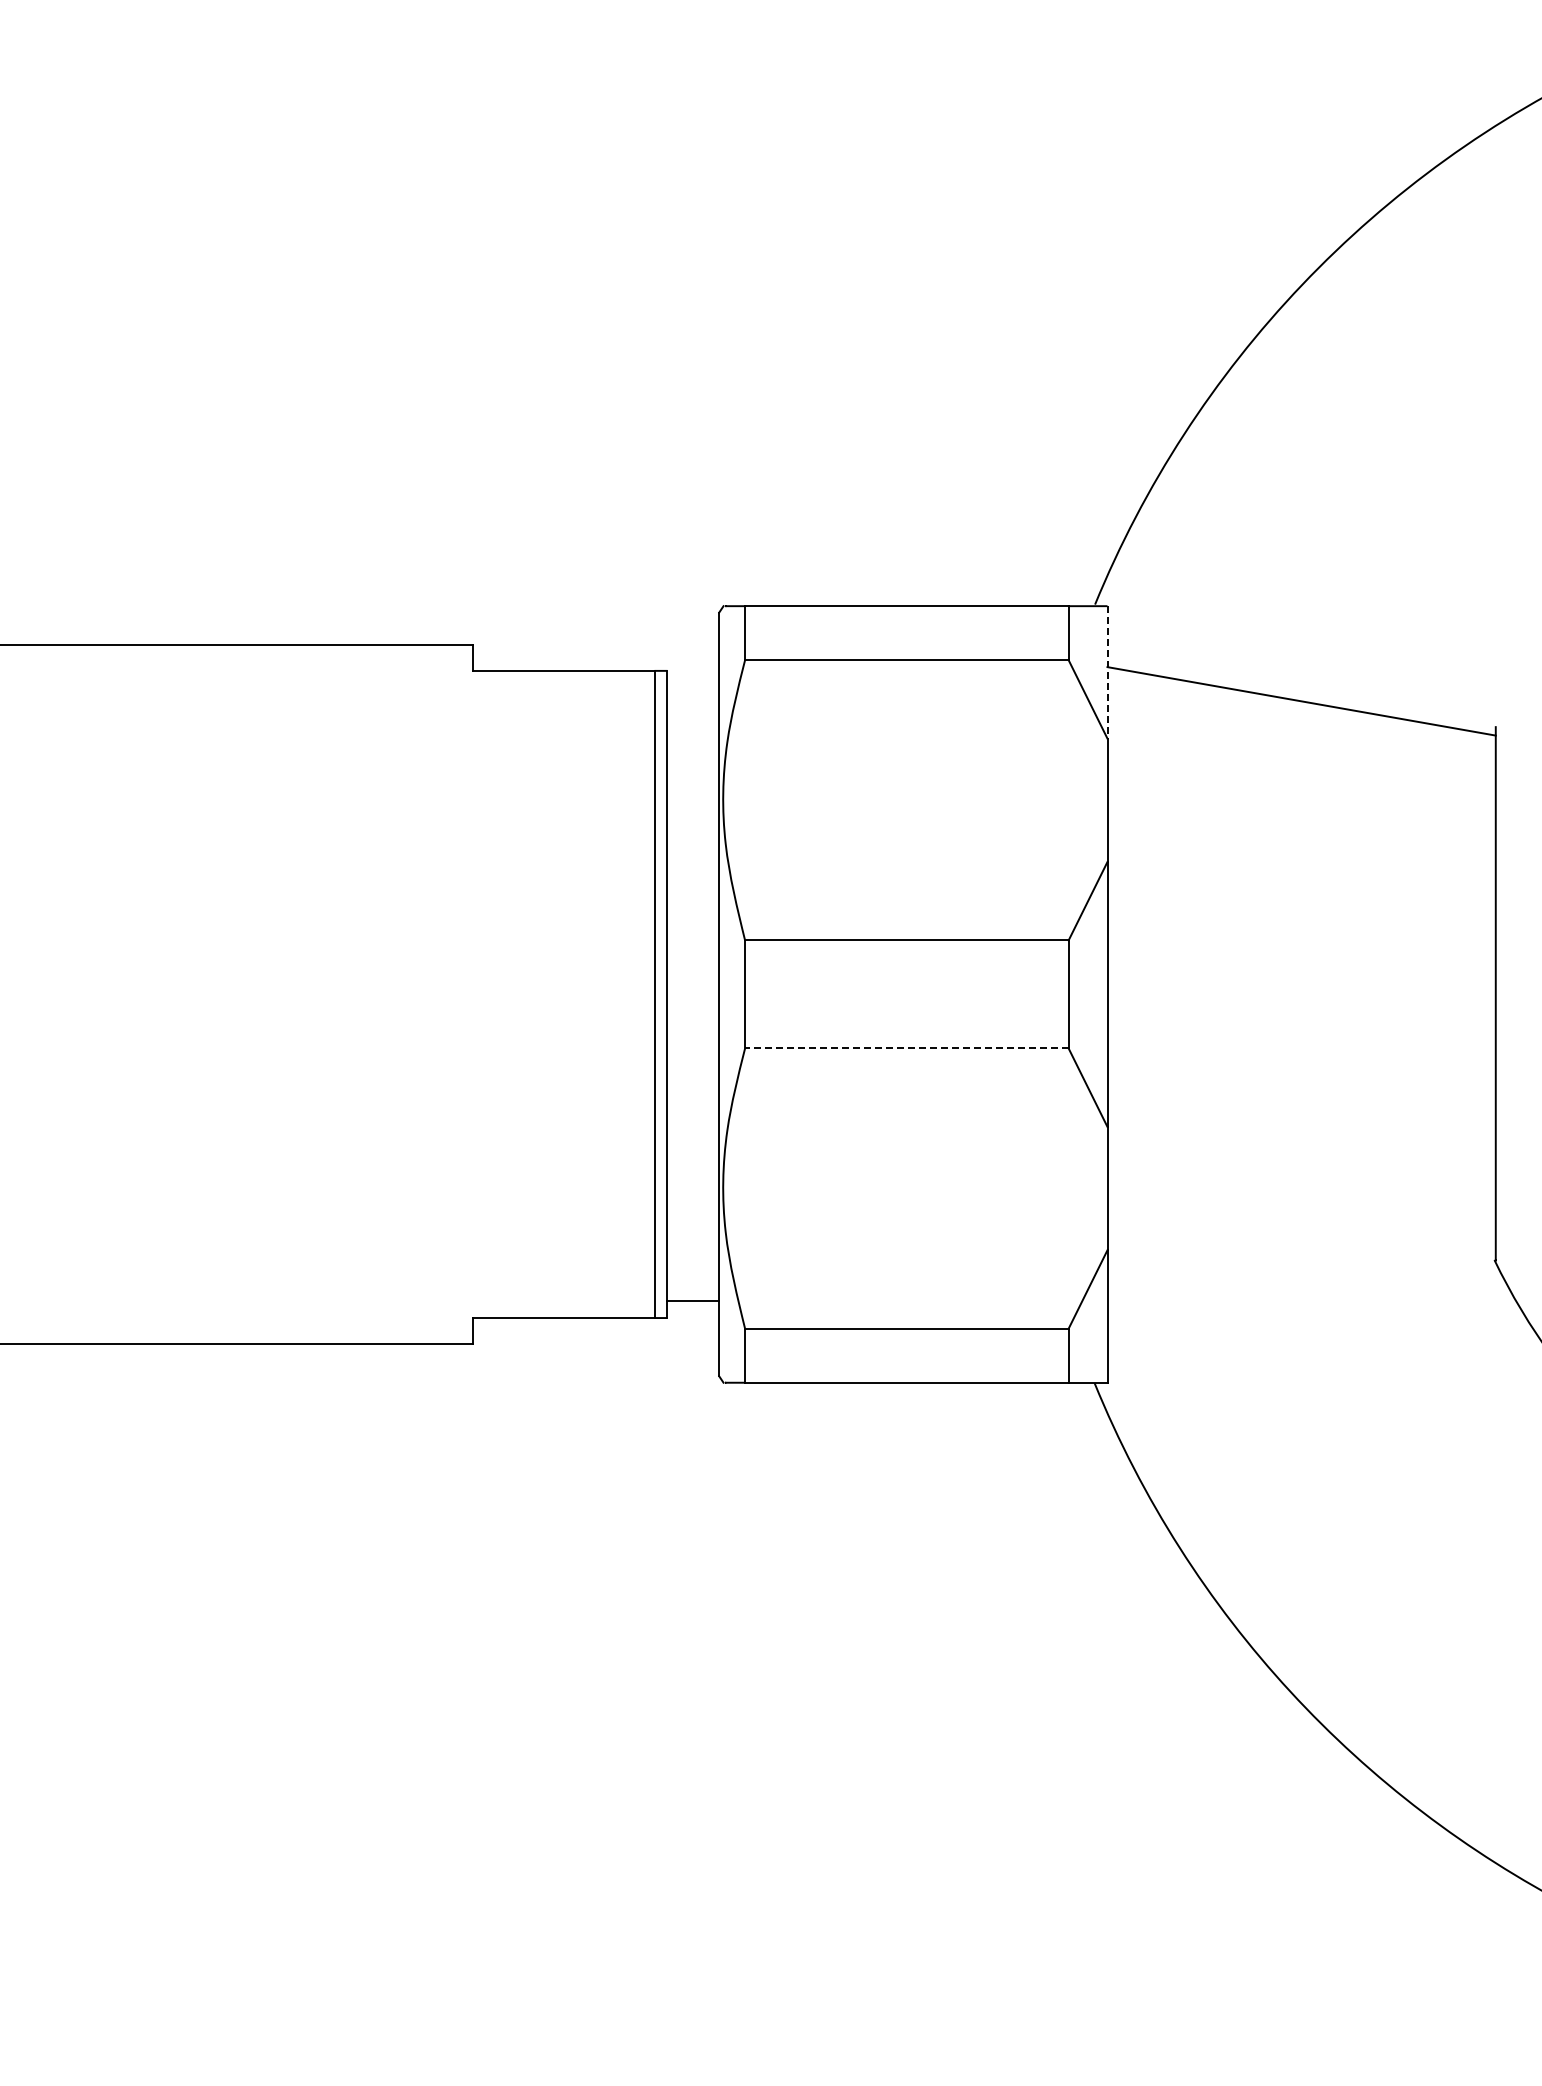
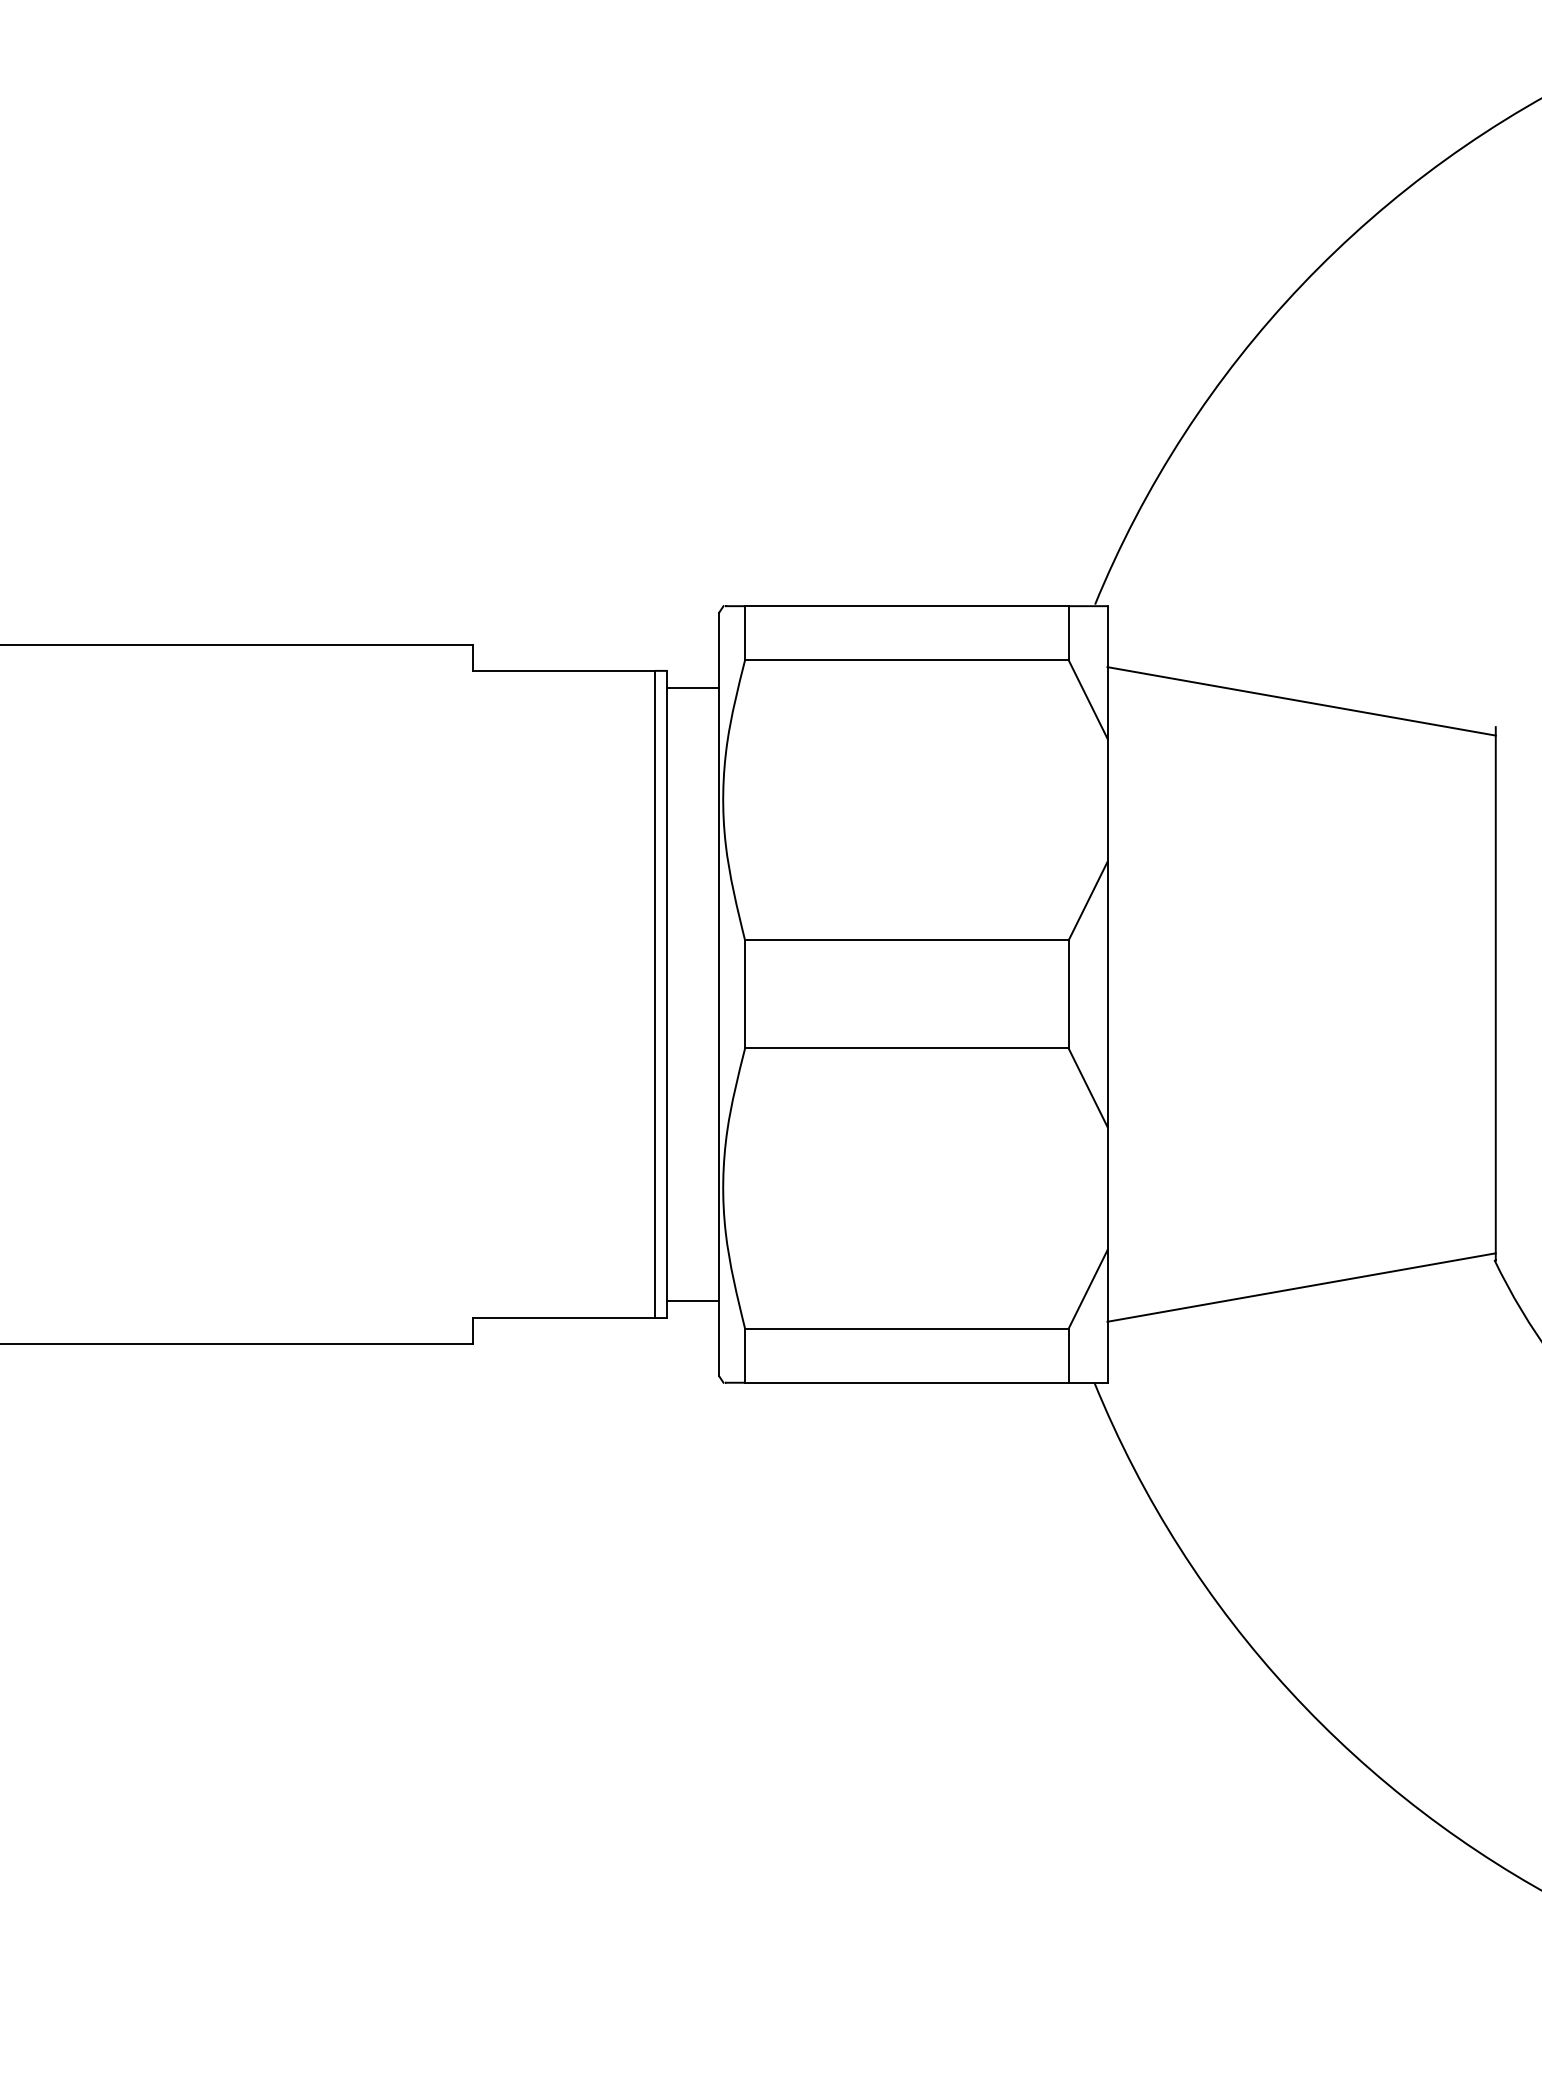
line: dashed -> solid (1107, 672)
line: none -> present (693, 687)
line: dashed -> solid (906, 1048)
line: none -> present (1301, 1287)
